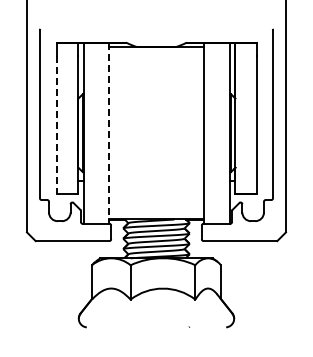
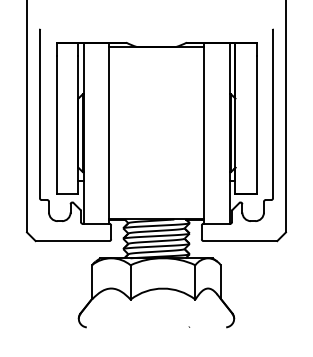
line: dashed -> solid (56, 124)
line: dashed -> solid (109, 133)
